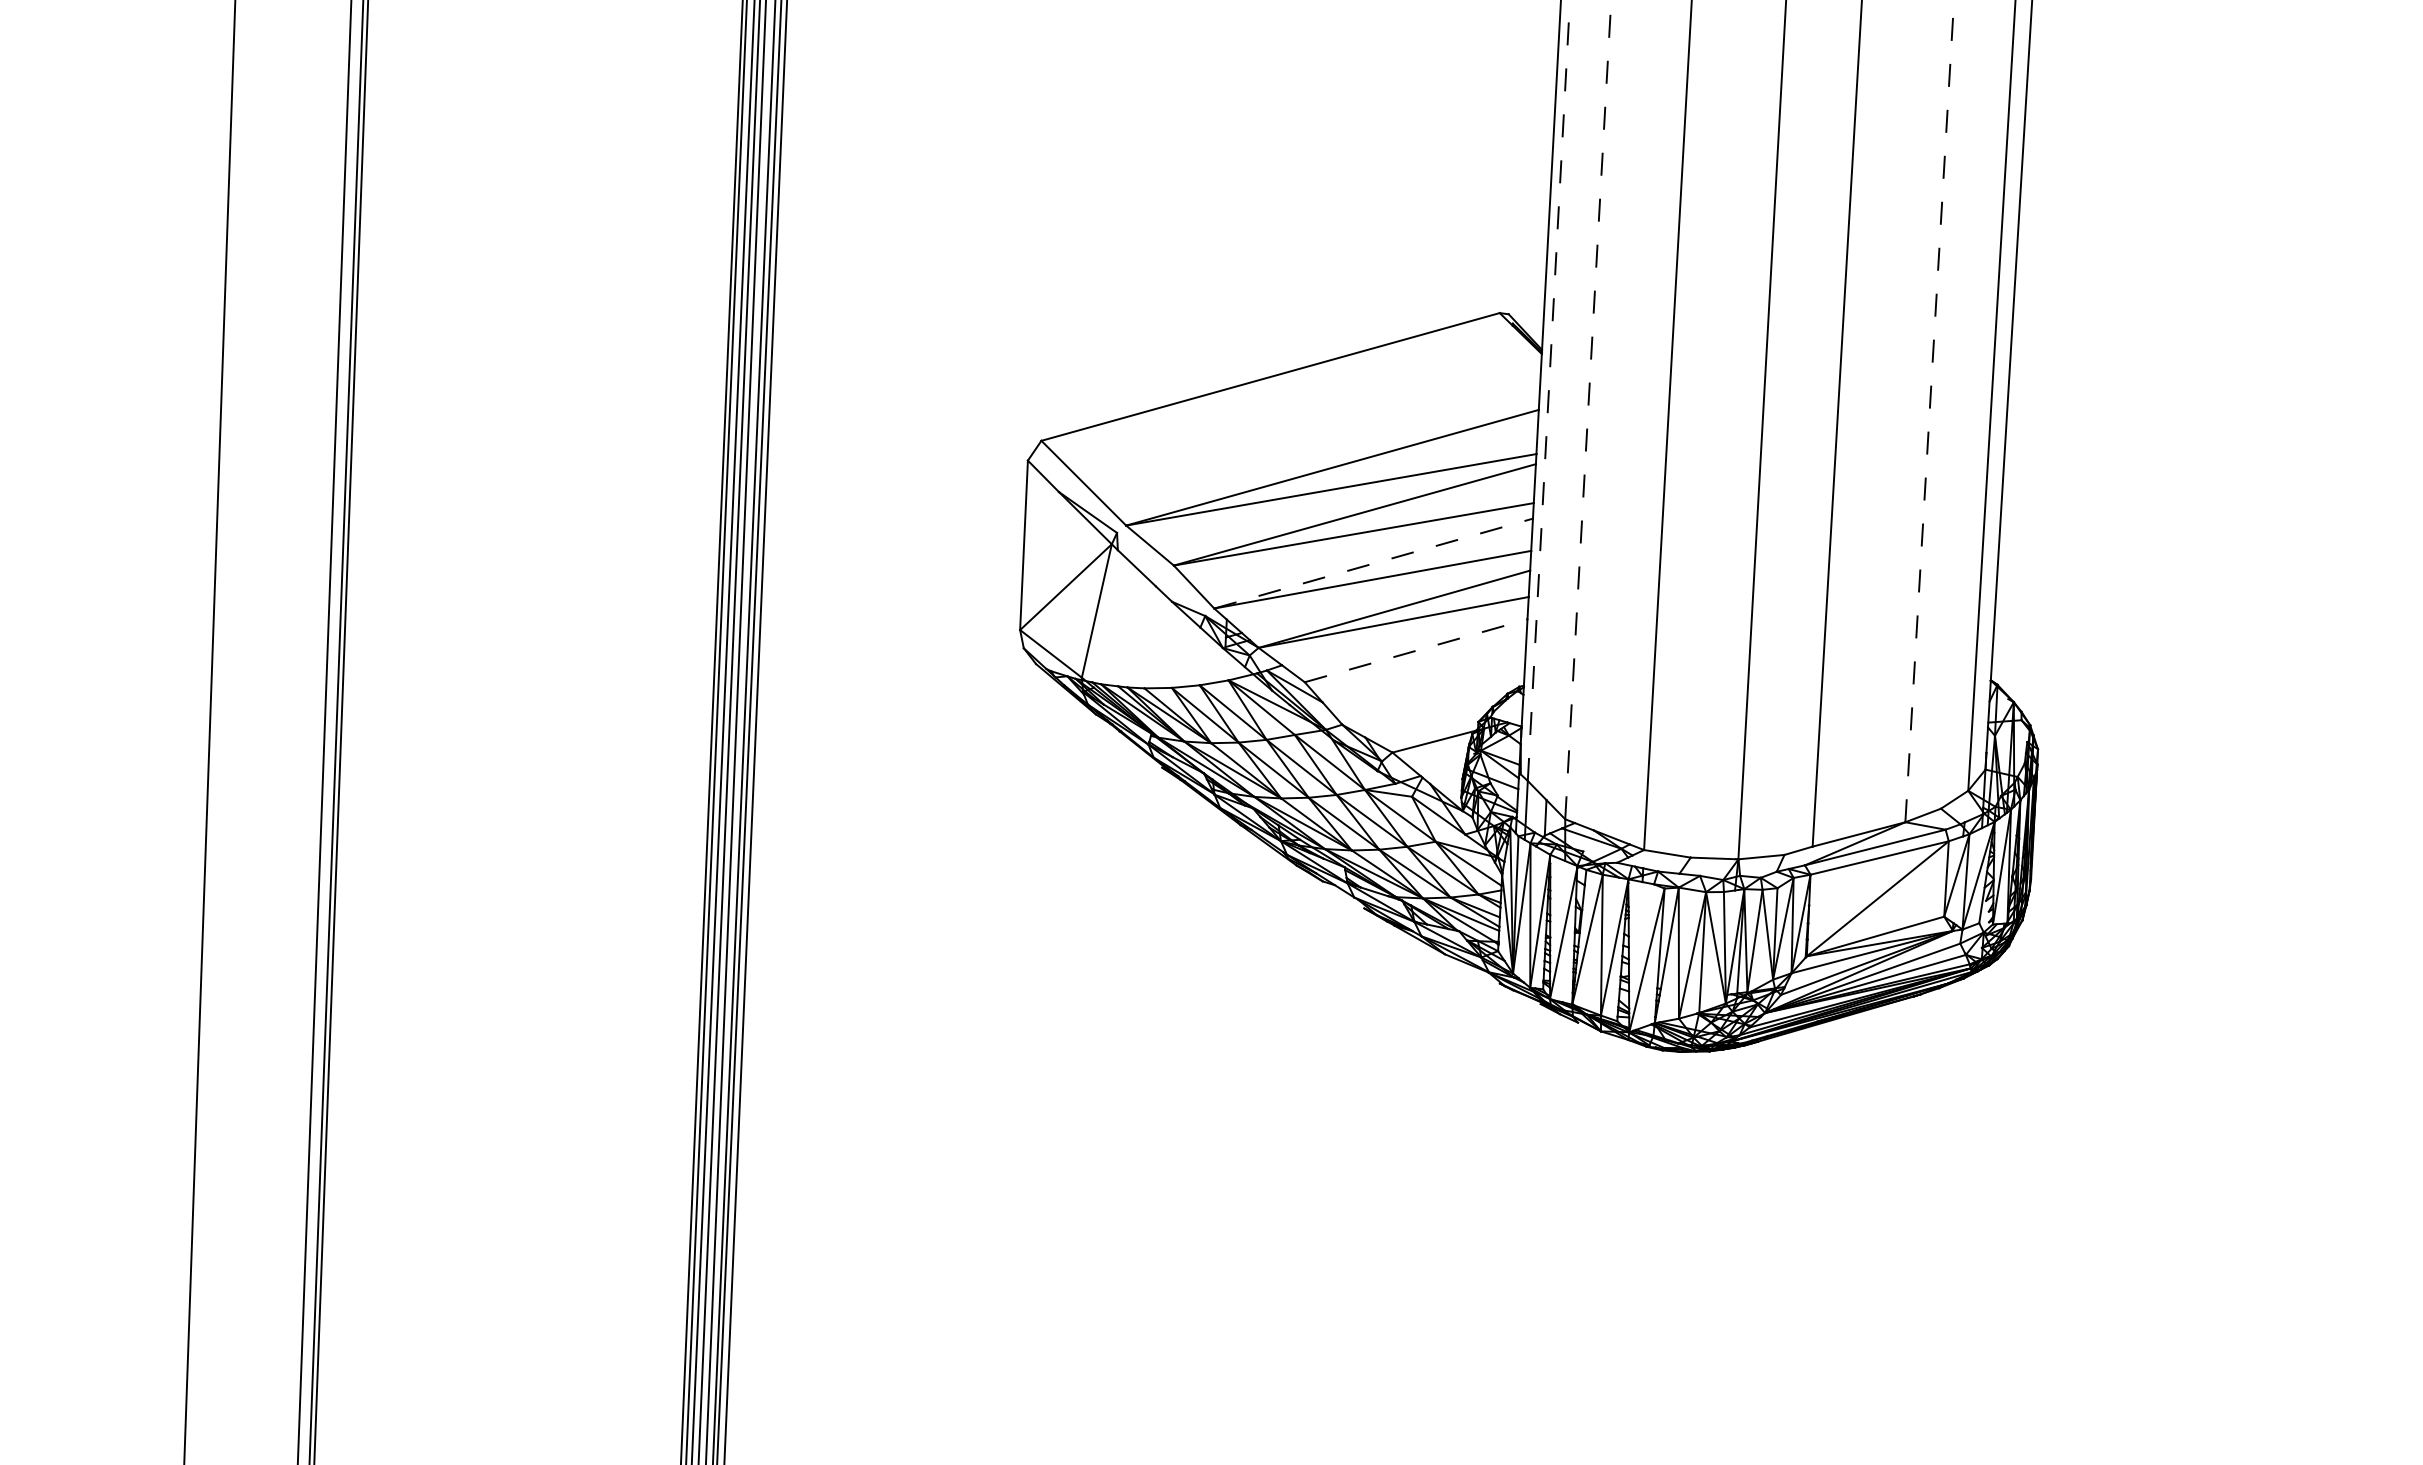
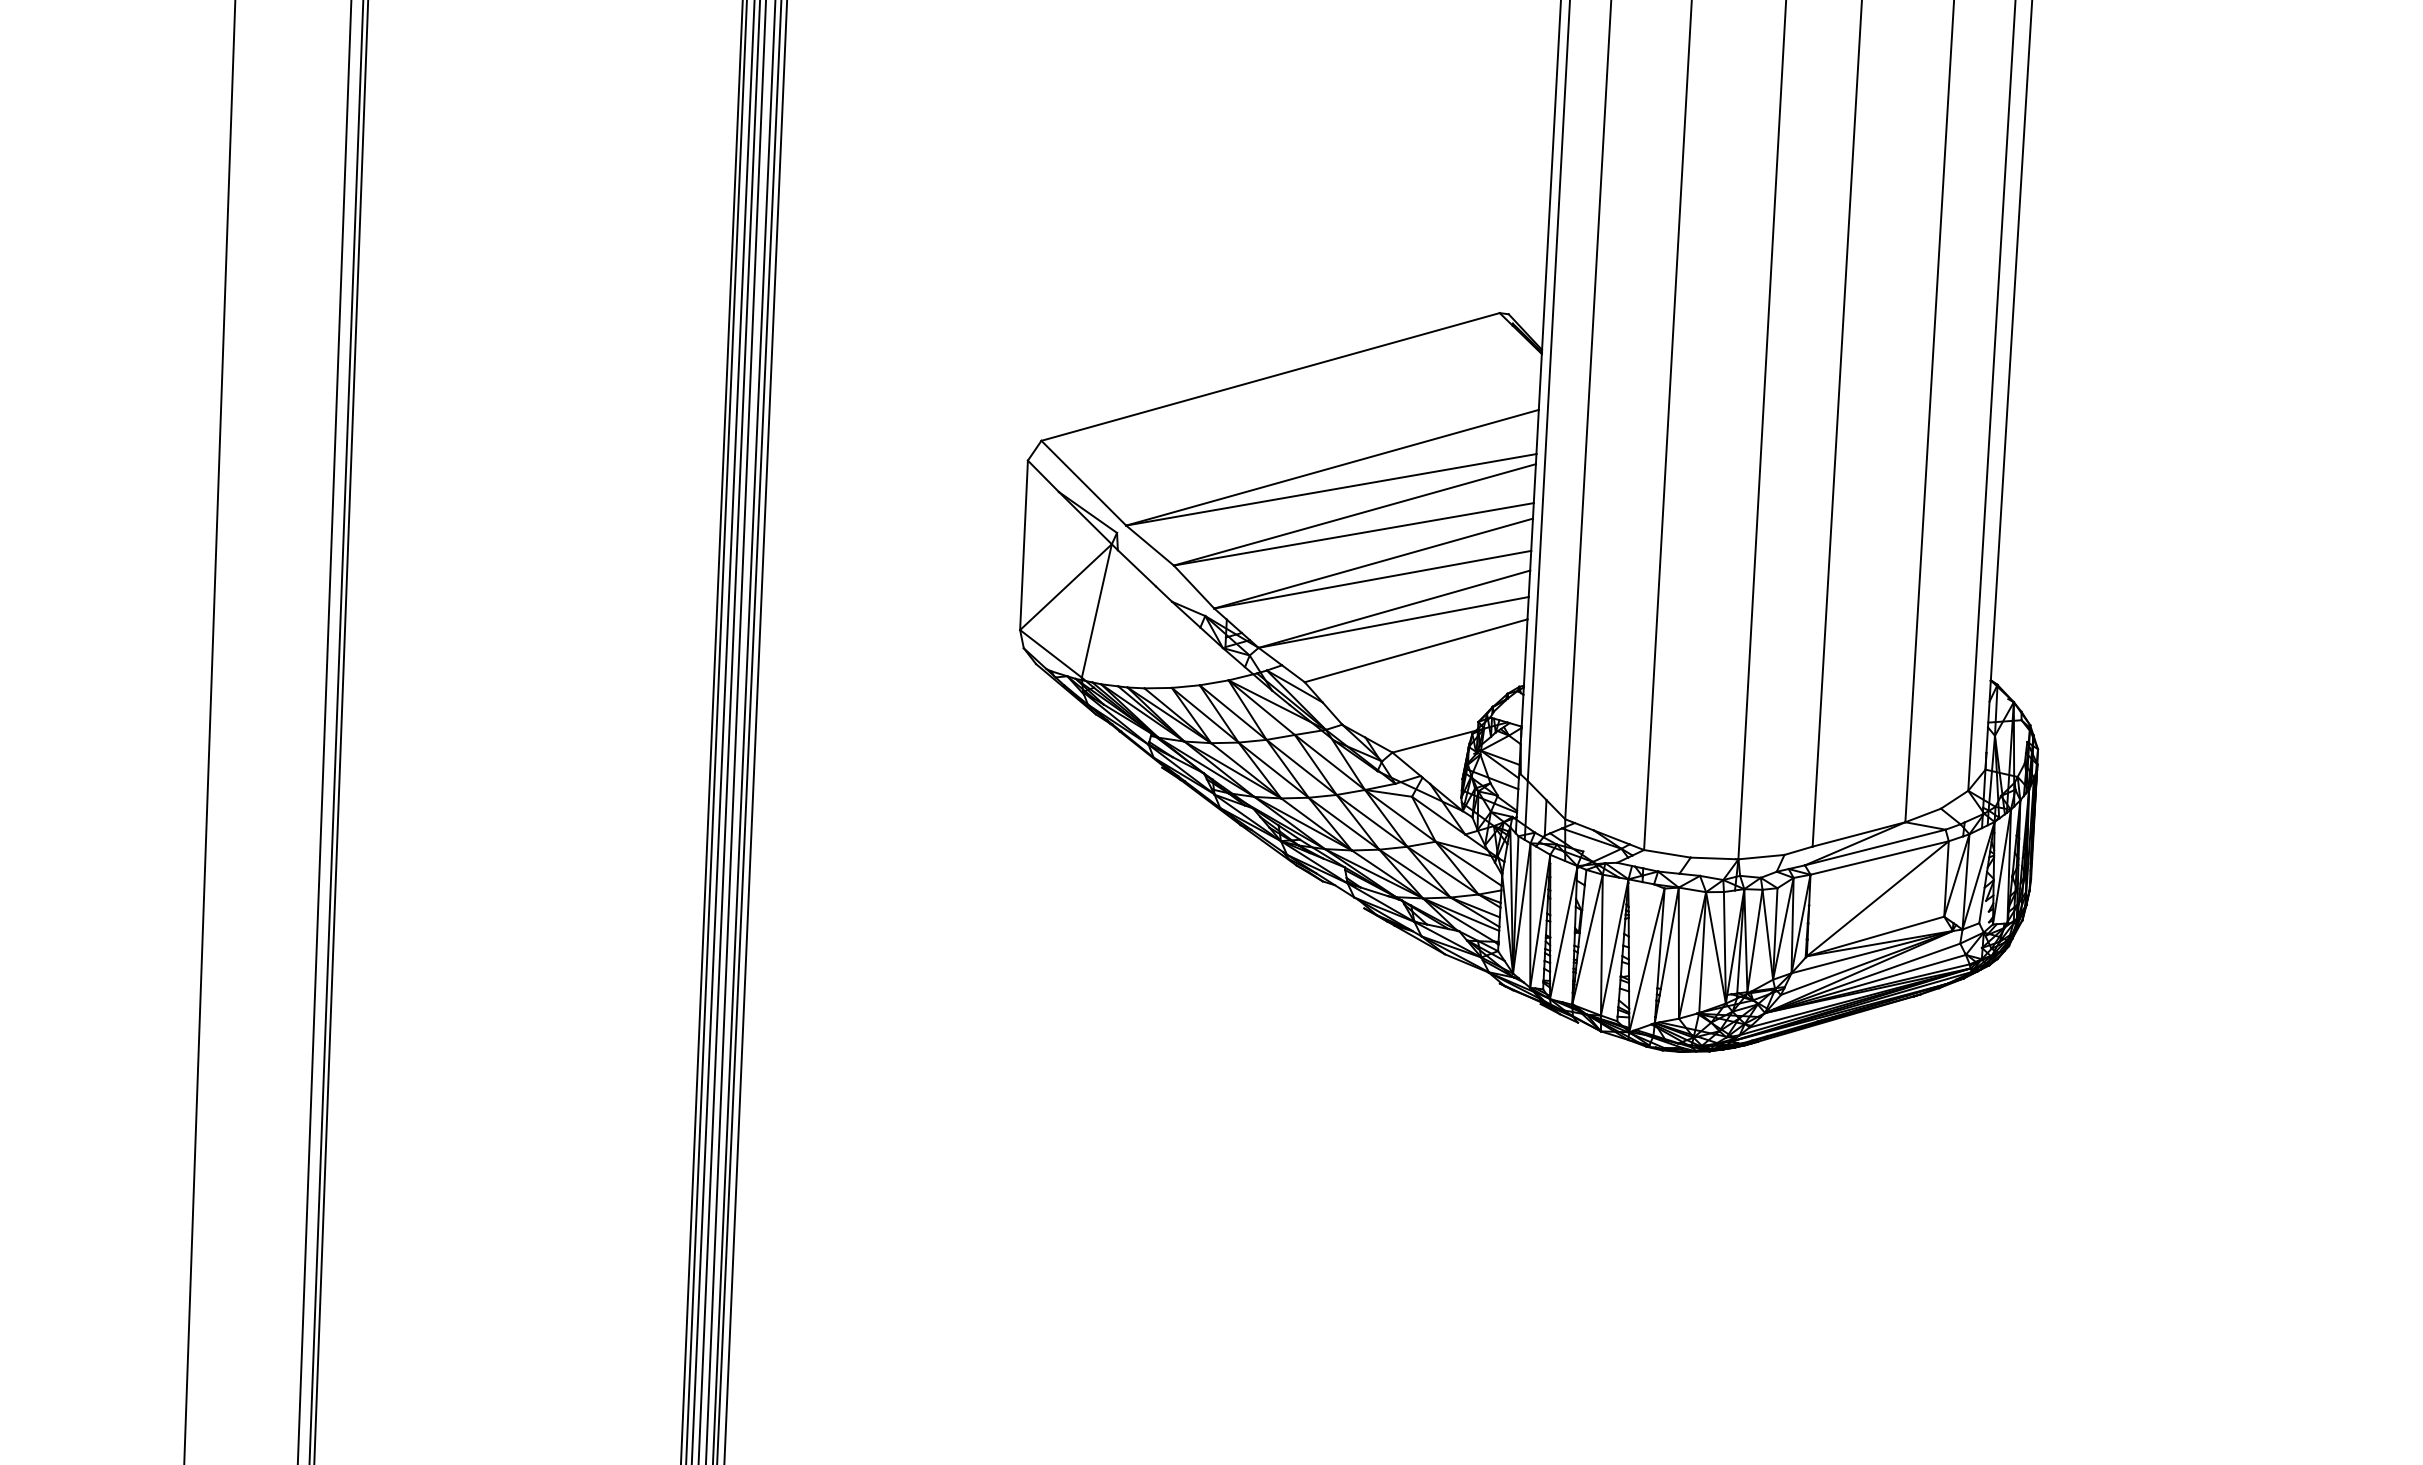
line: dashed -> solid (1548, 390)
line: dashed -> solid (1588, 409)
line: dashed -> solid (1929, 411)
line: dashed -> solid (1373, 563)
line: dashed -> solid (1416, 650)
